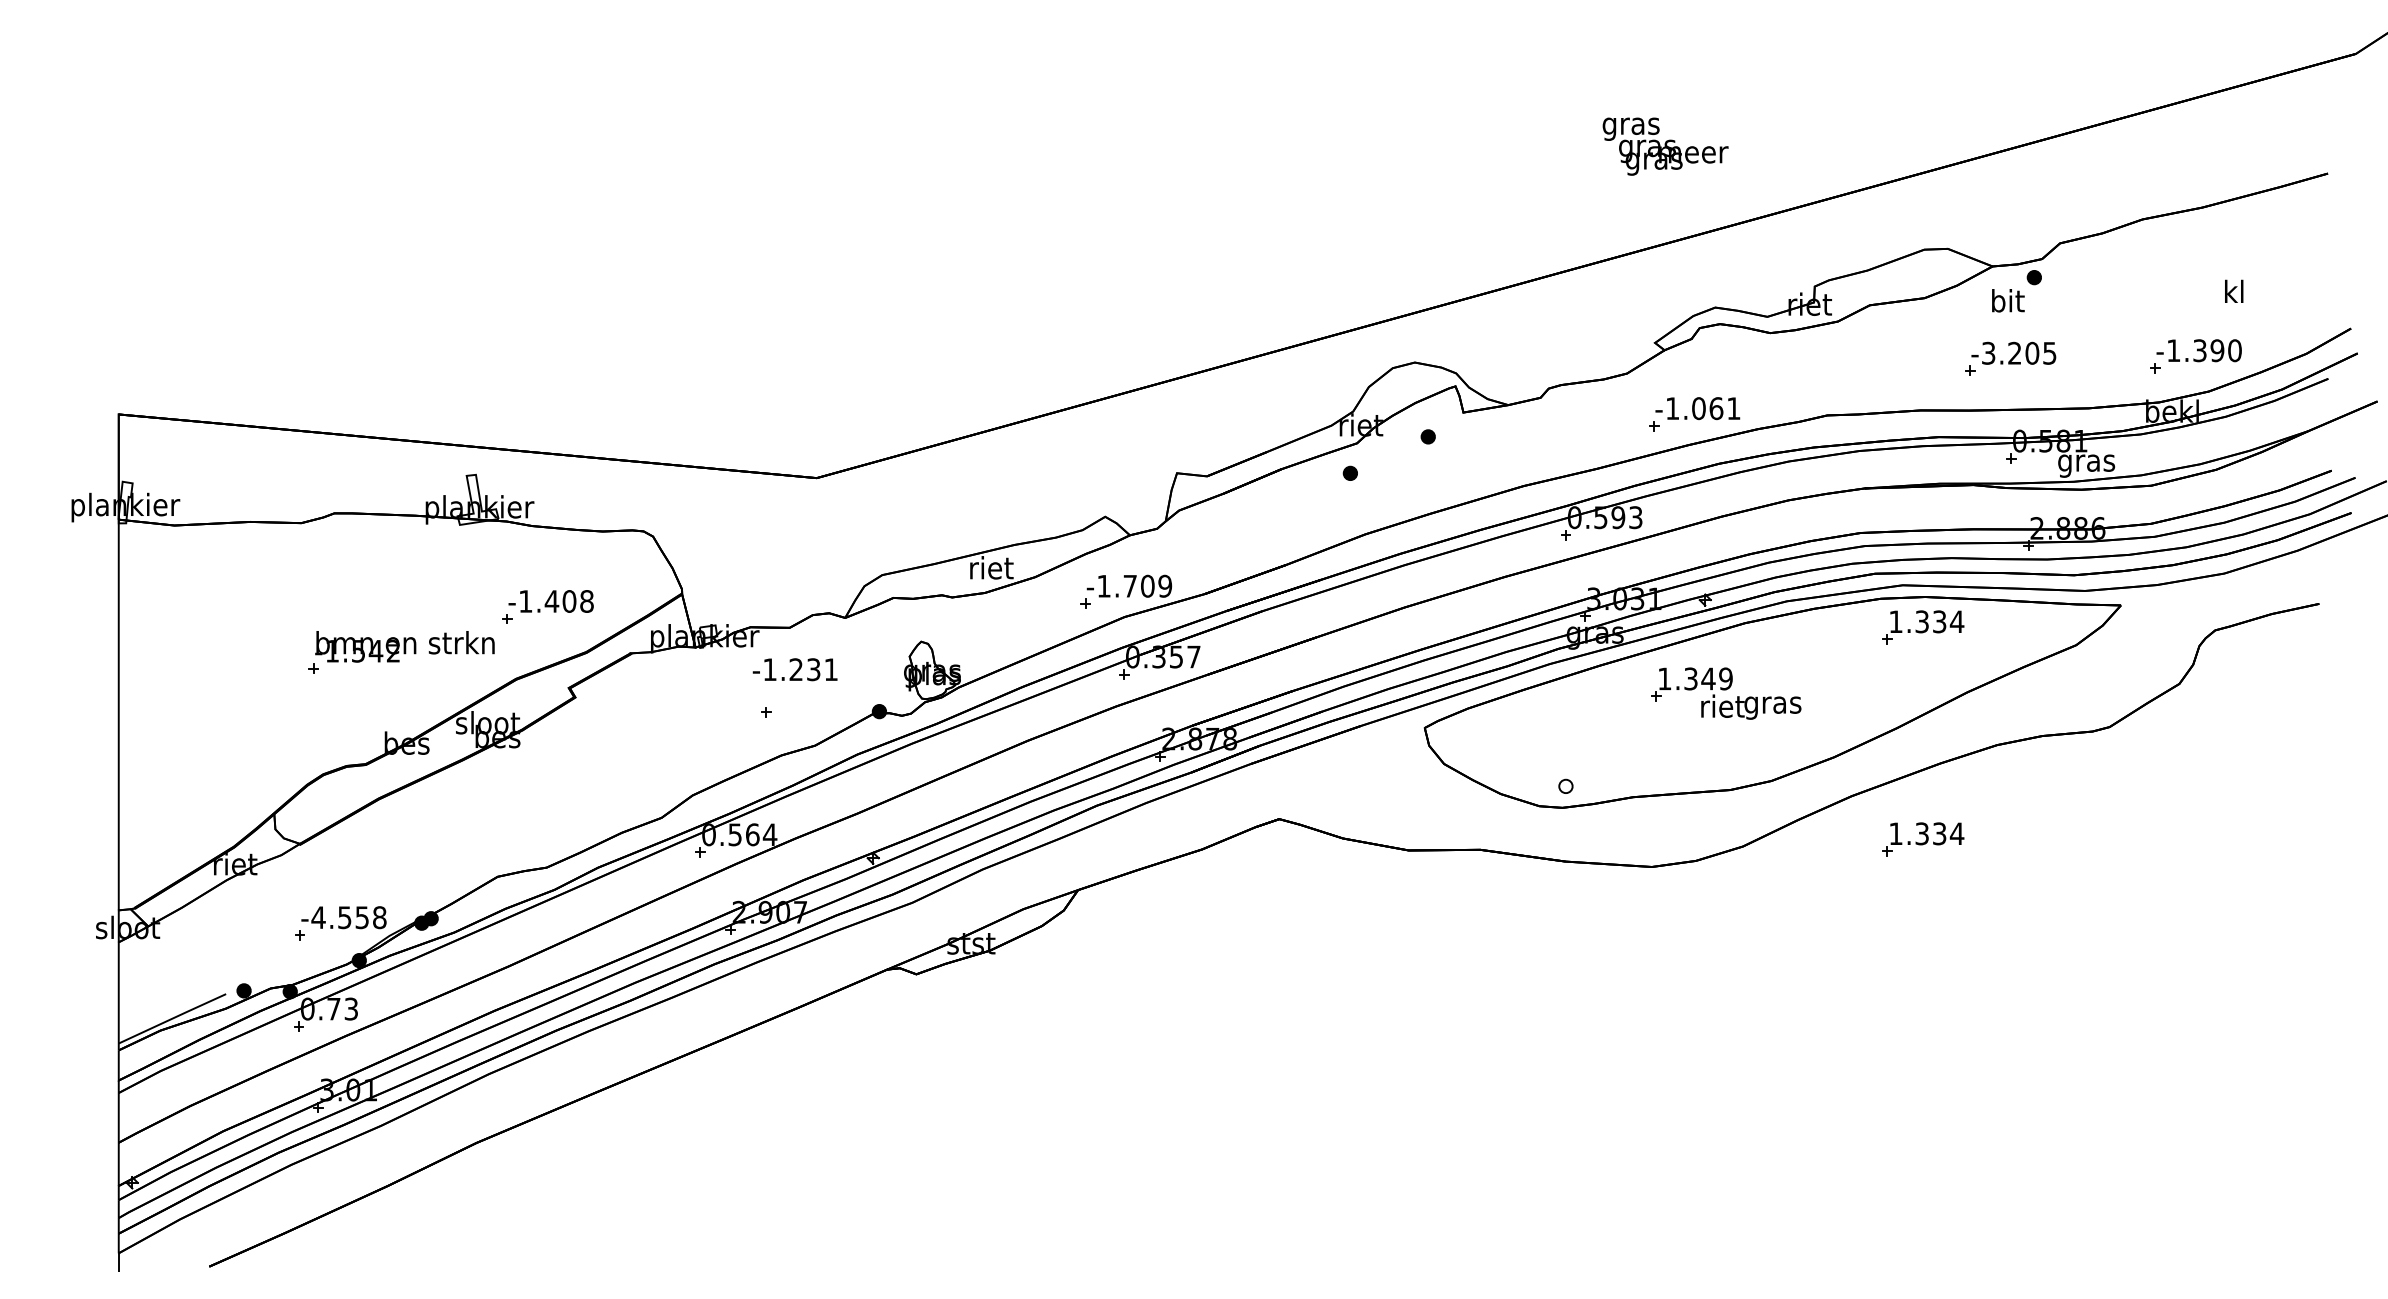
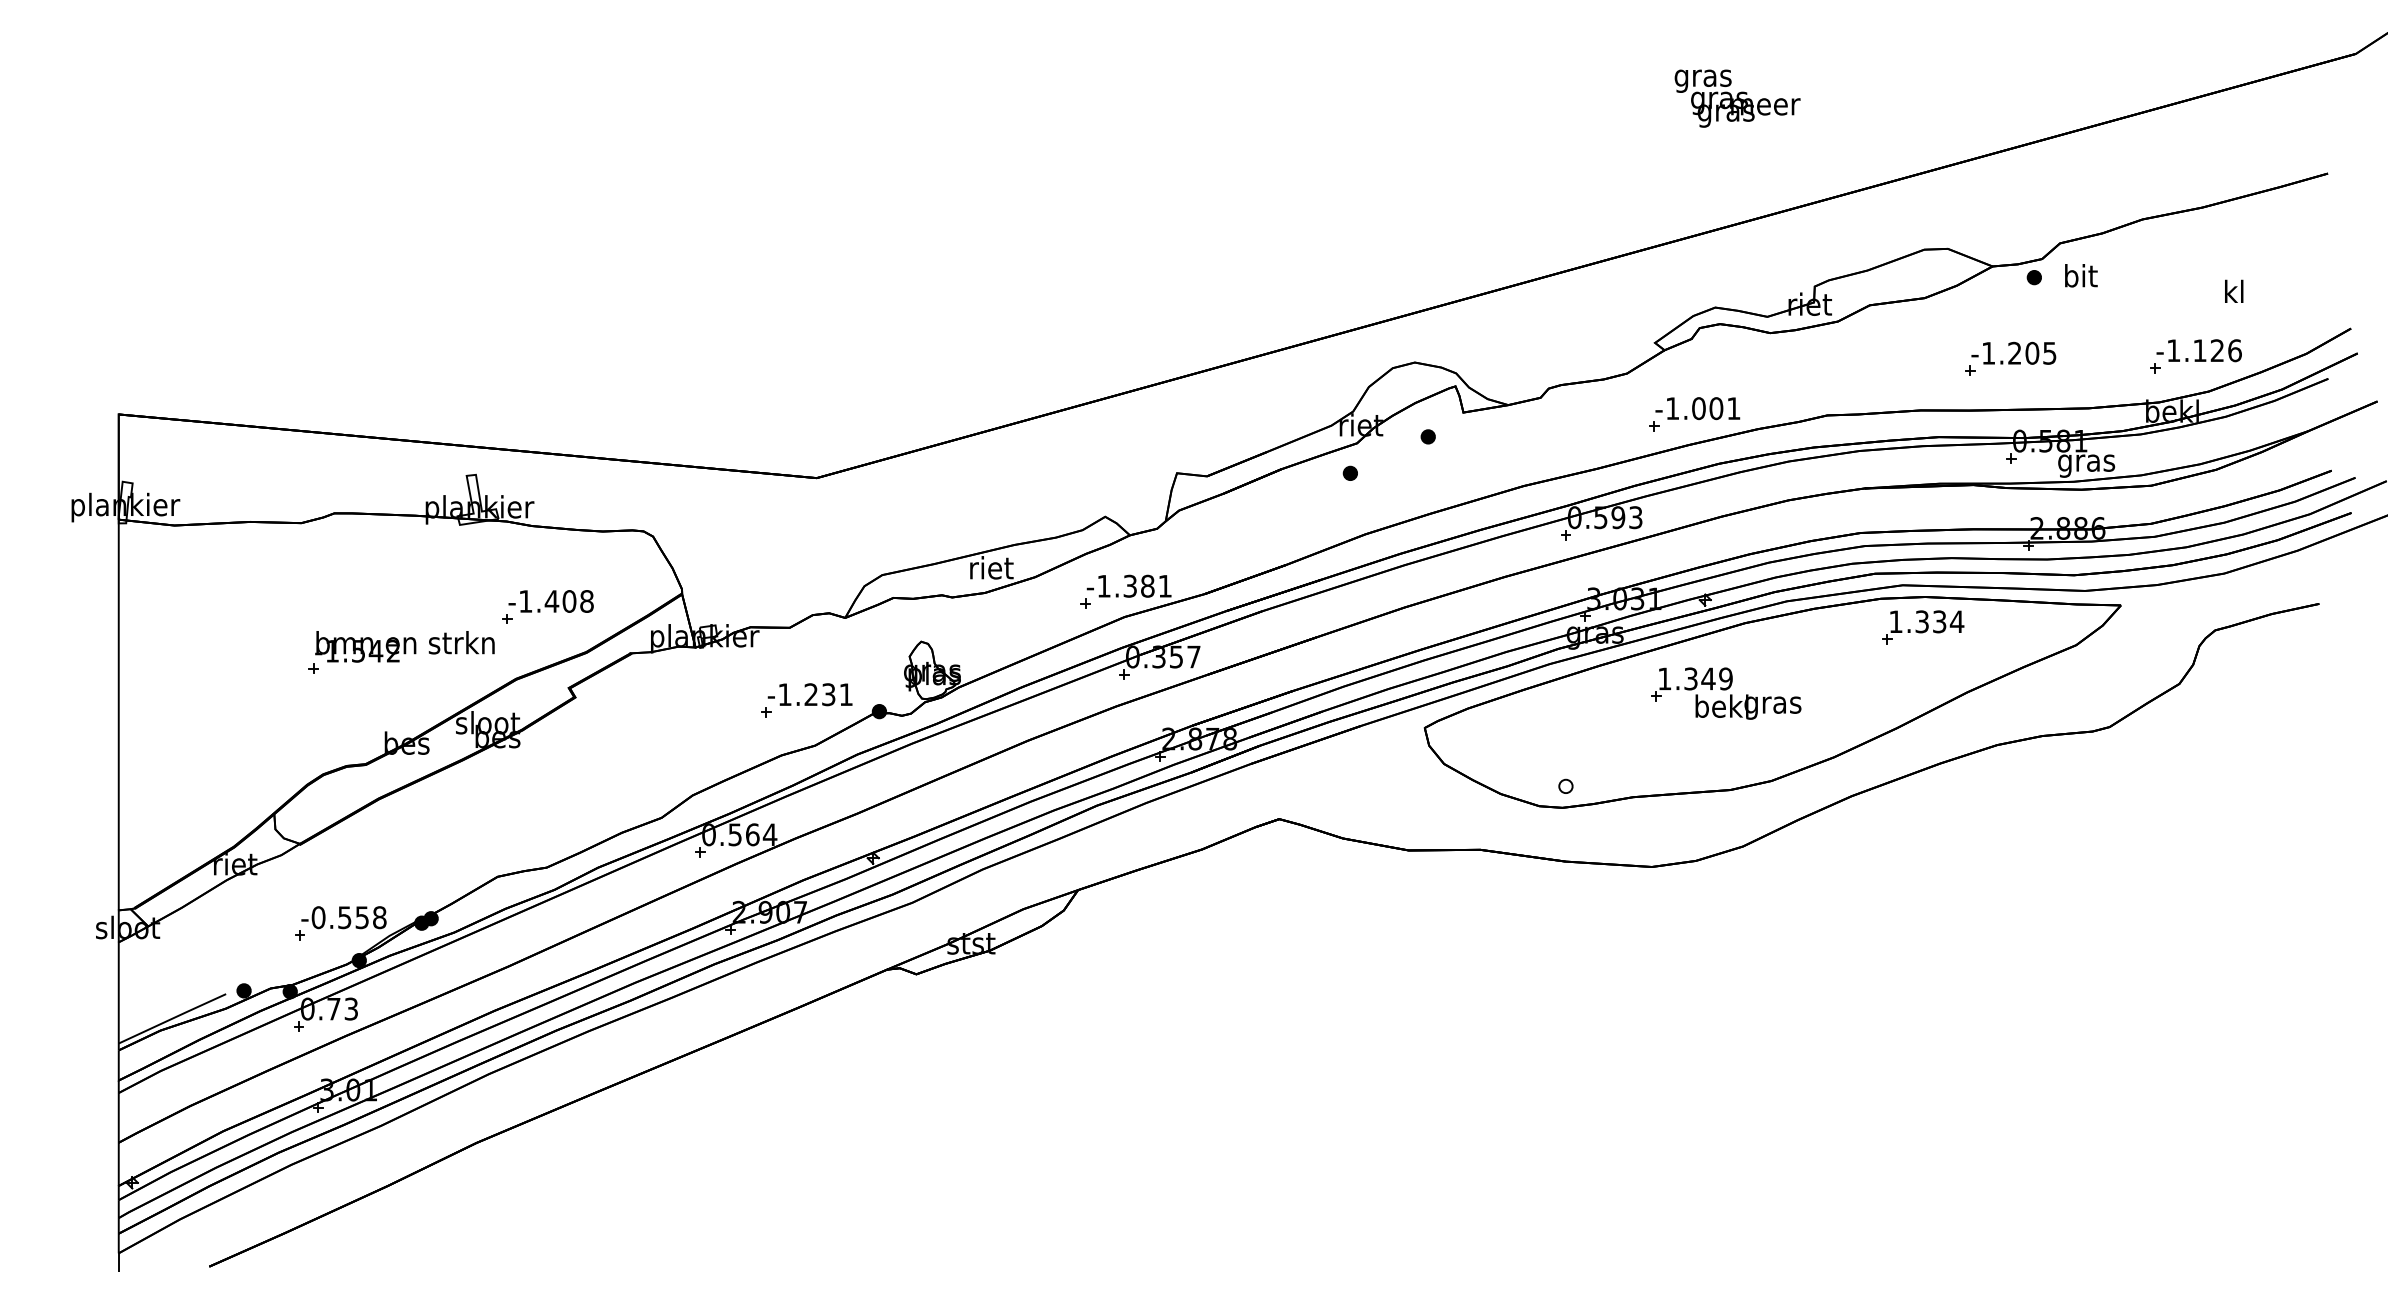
text position: (1665, 146) -> (1737, 98) (1737, 98)
text position: (2008, 300) -> (2081, 275) (2081, 275)
text: -1.390 -> -1.126 (2217, 350)
text: -3.205 -> -1.205 (1988, 352)
text: -1.061 -> -1.001 (1716, 408)
text: -1.709 -> -1.381 (1147, 585)
text position: (794, 669) -> (809, 694) (809, 694)
text: riet -> bekl (1721, 705)
part: present -> none (1923, 839)
text: -4.558 -> -0.558 (318, 917)
